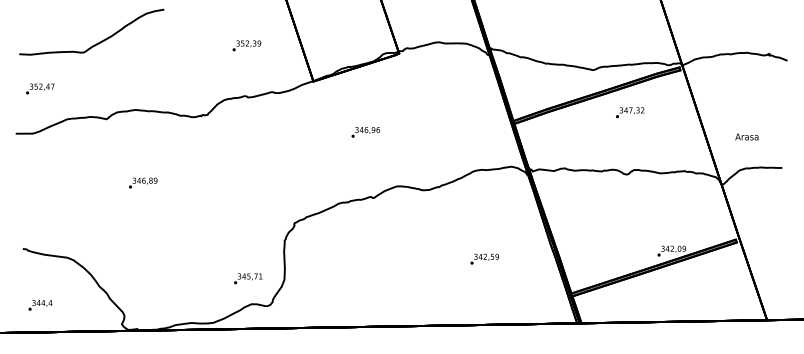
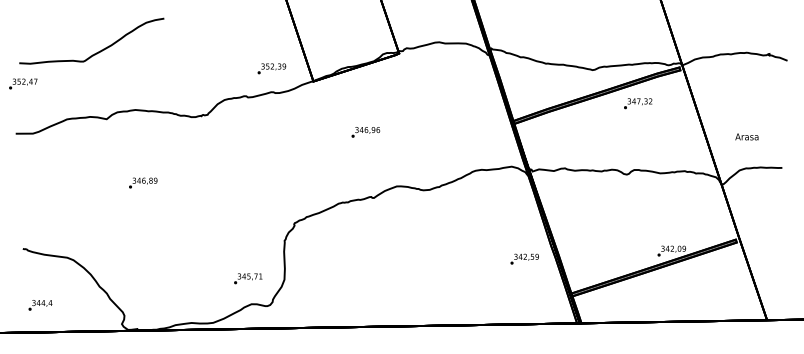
part position: (96, 43) -> (96, 52) (96, 52)
text position: (246, 45) -> (271, 68) (271, 68)
text position: (40, 88) -> (23, 83) (23, 83)
text position: (630, 112) -> (638, 103) (638, 103)
text position: (484, 258) -> (524, 258) (524, 258)
